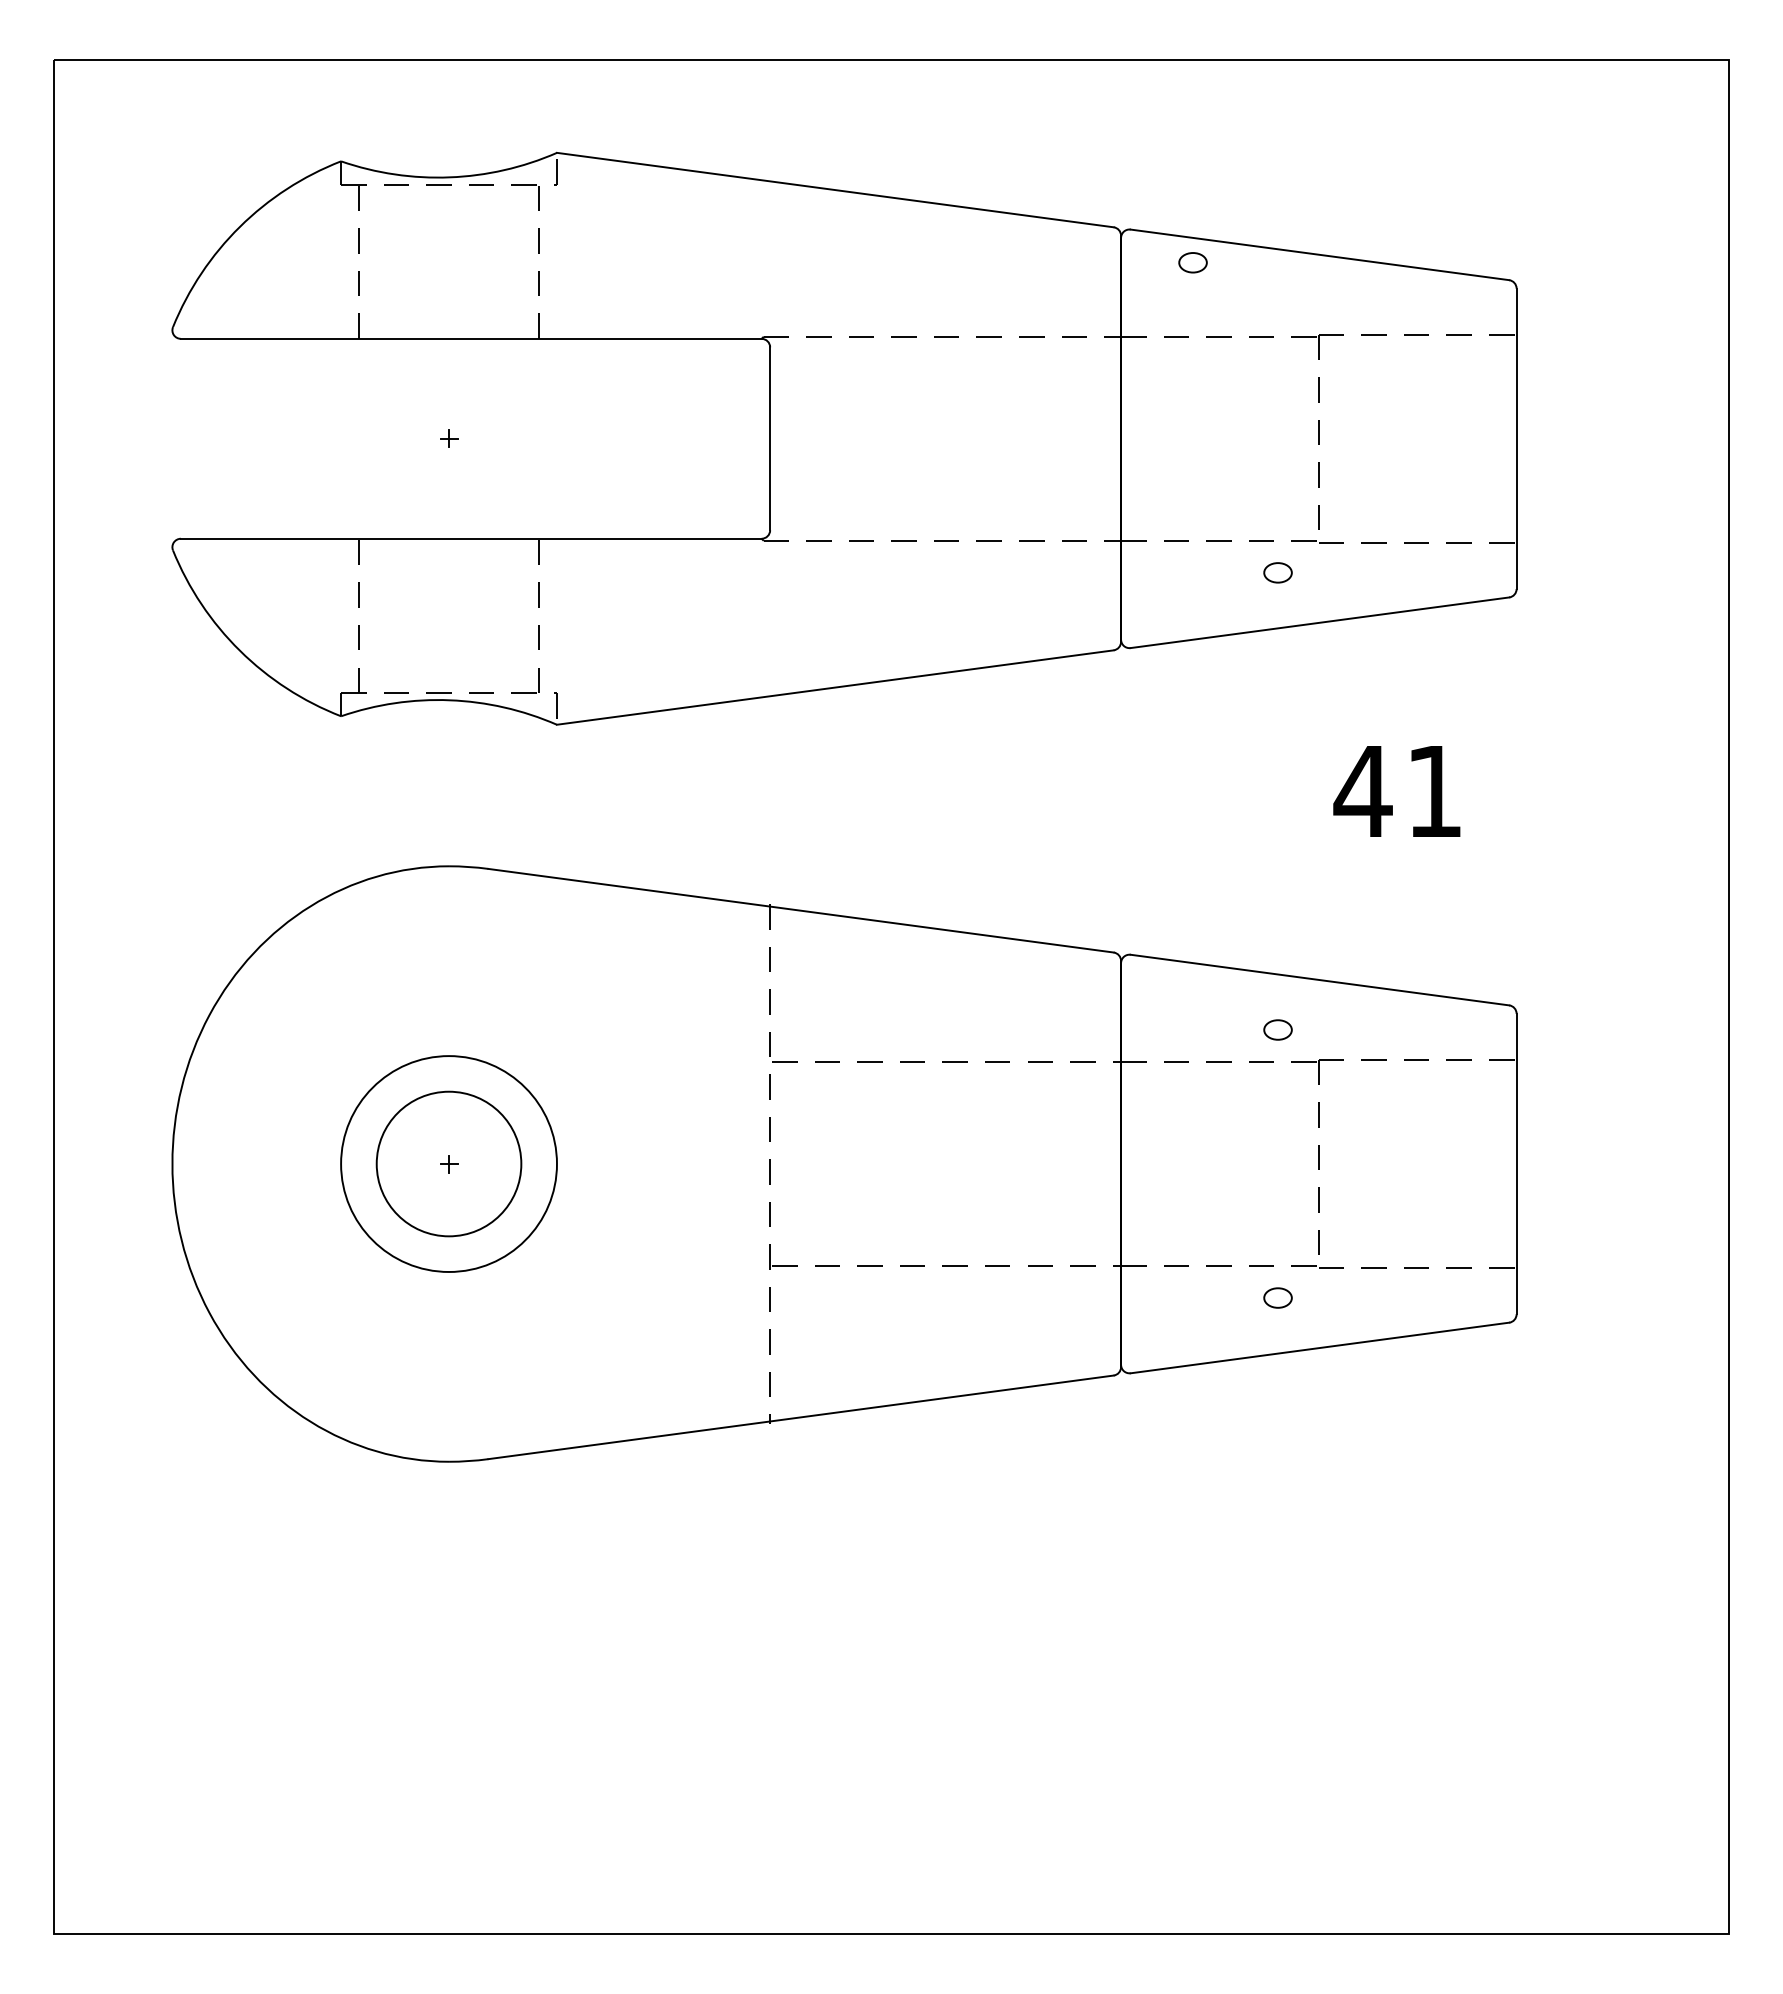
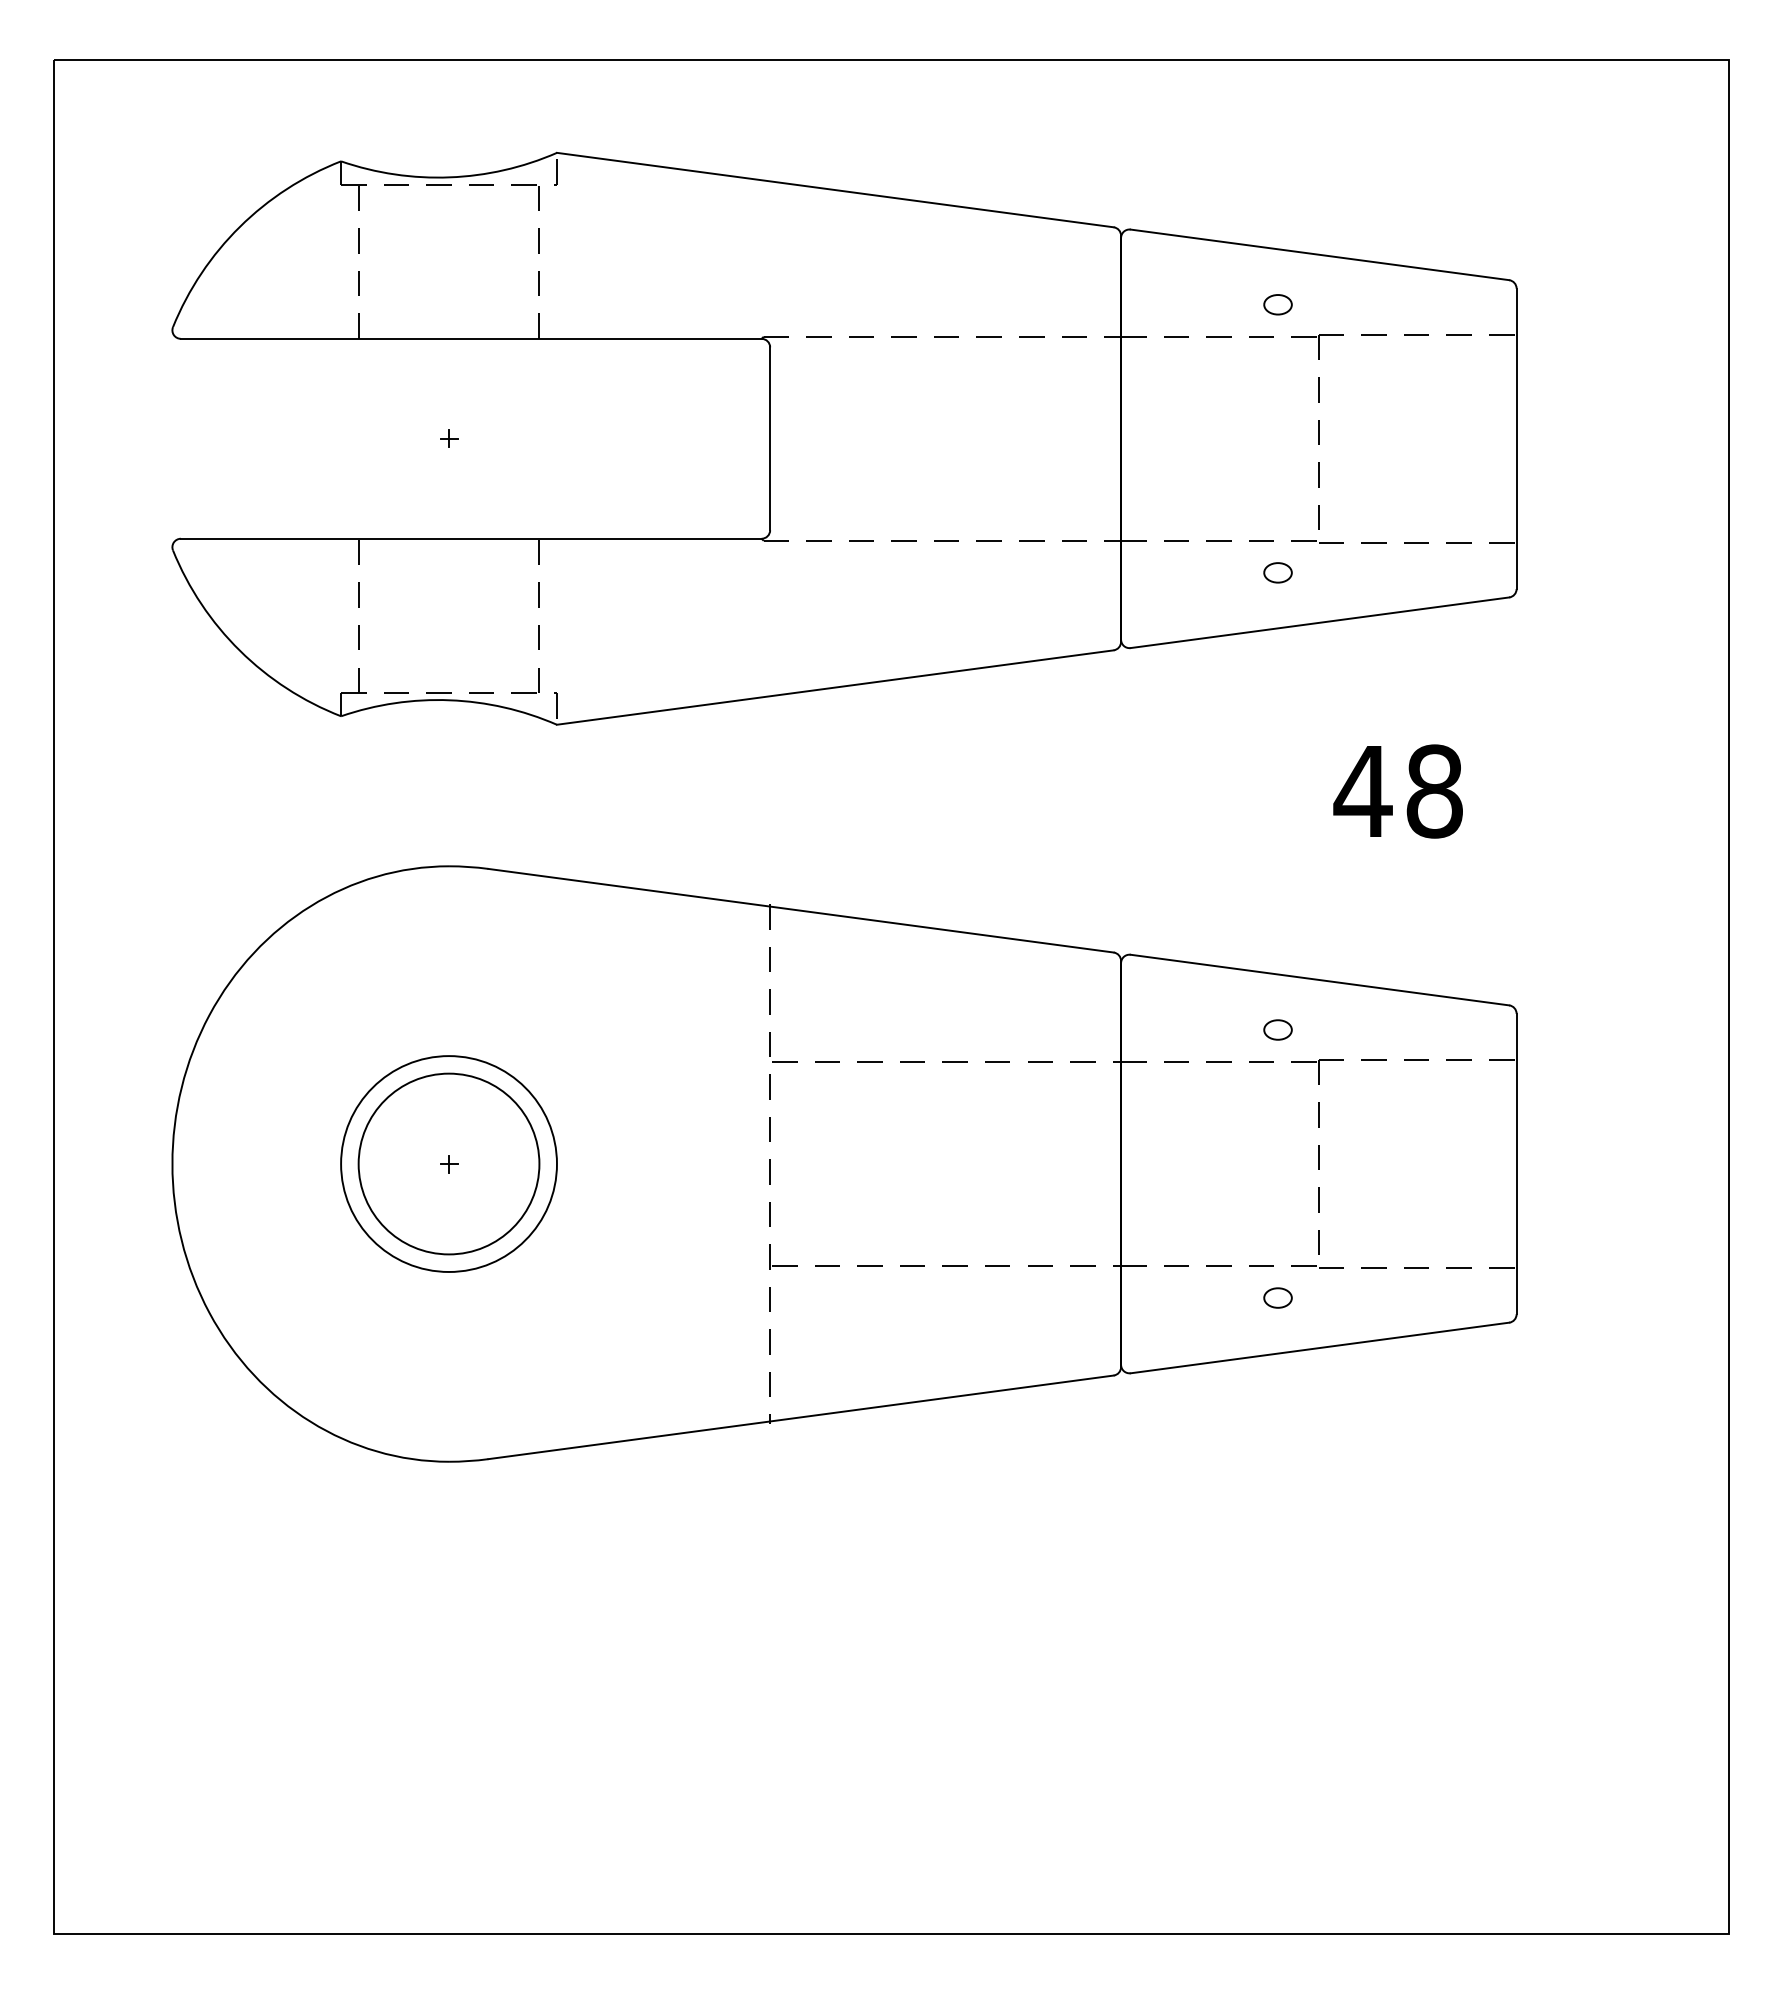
part position: (1192, 262) -> (1277, 304) (1277, 304)
text: 41 -> 48 (1434, 791)
circle diameter: 145 px -> 181 px (448, 1163)
